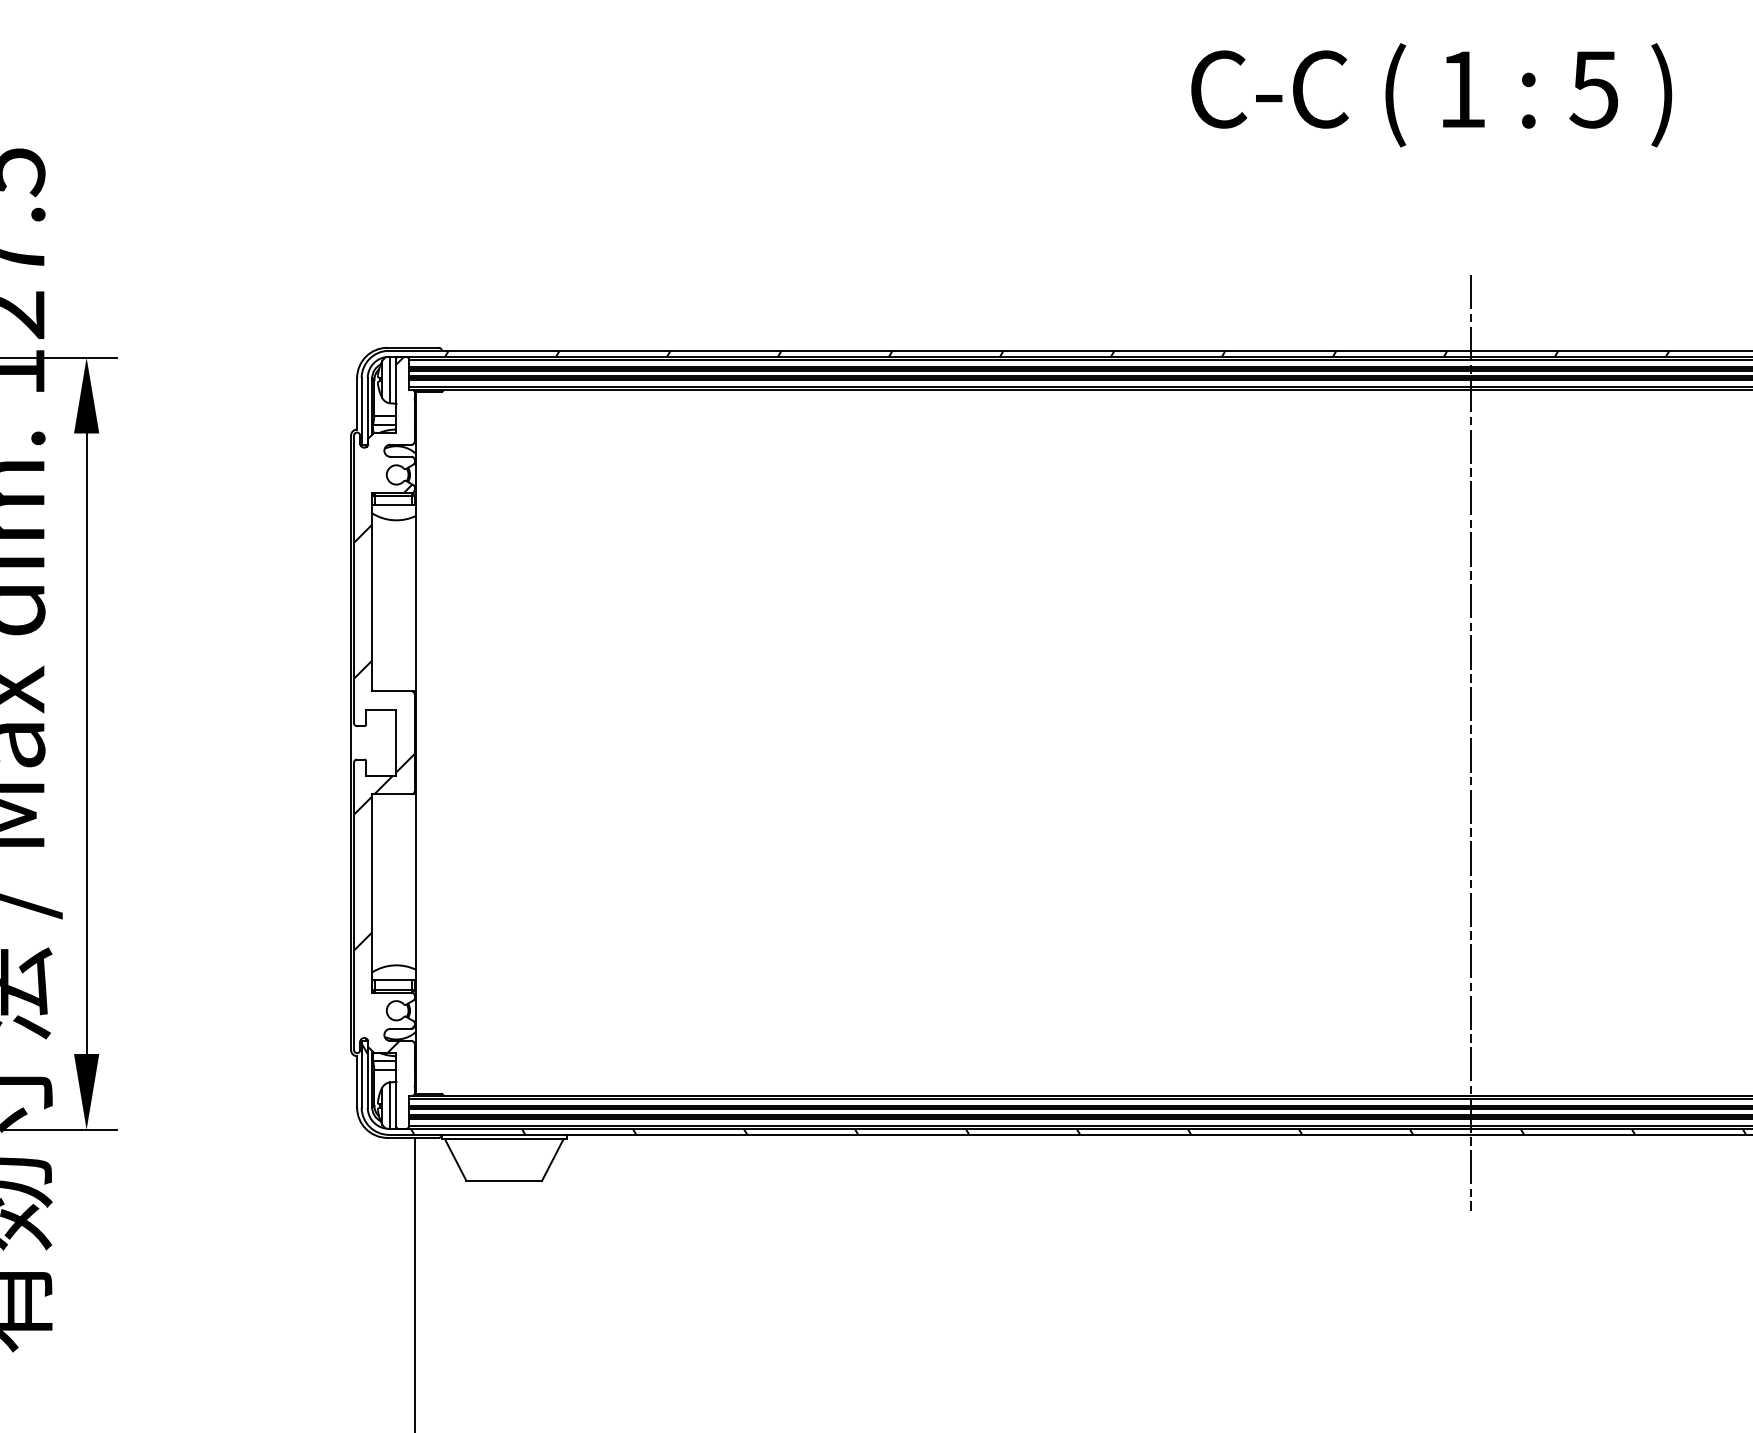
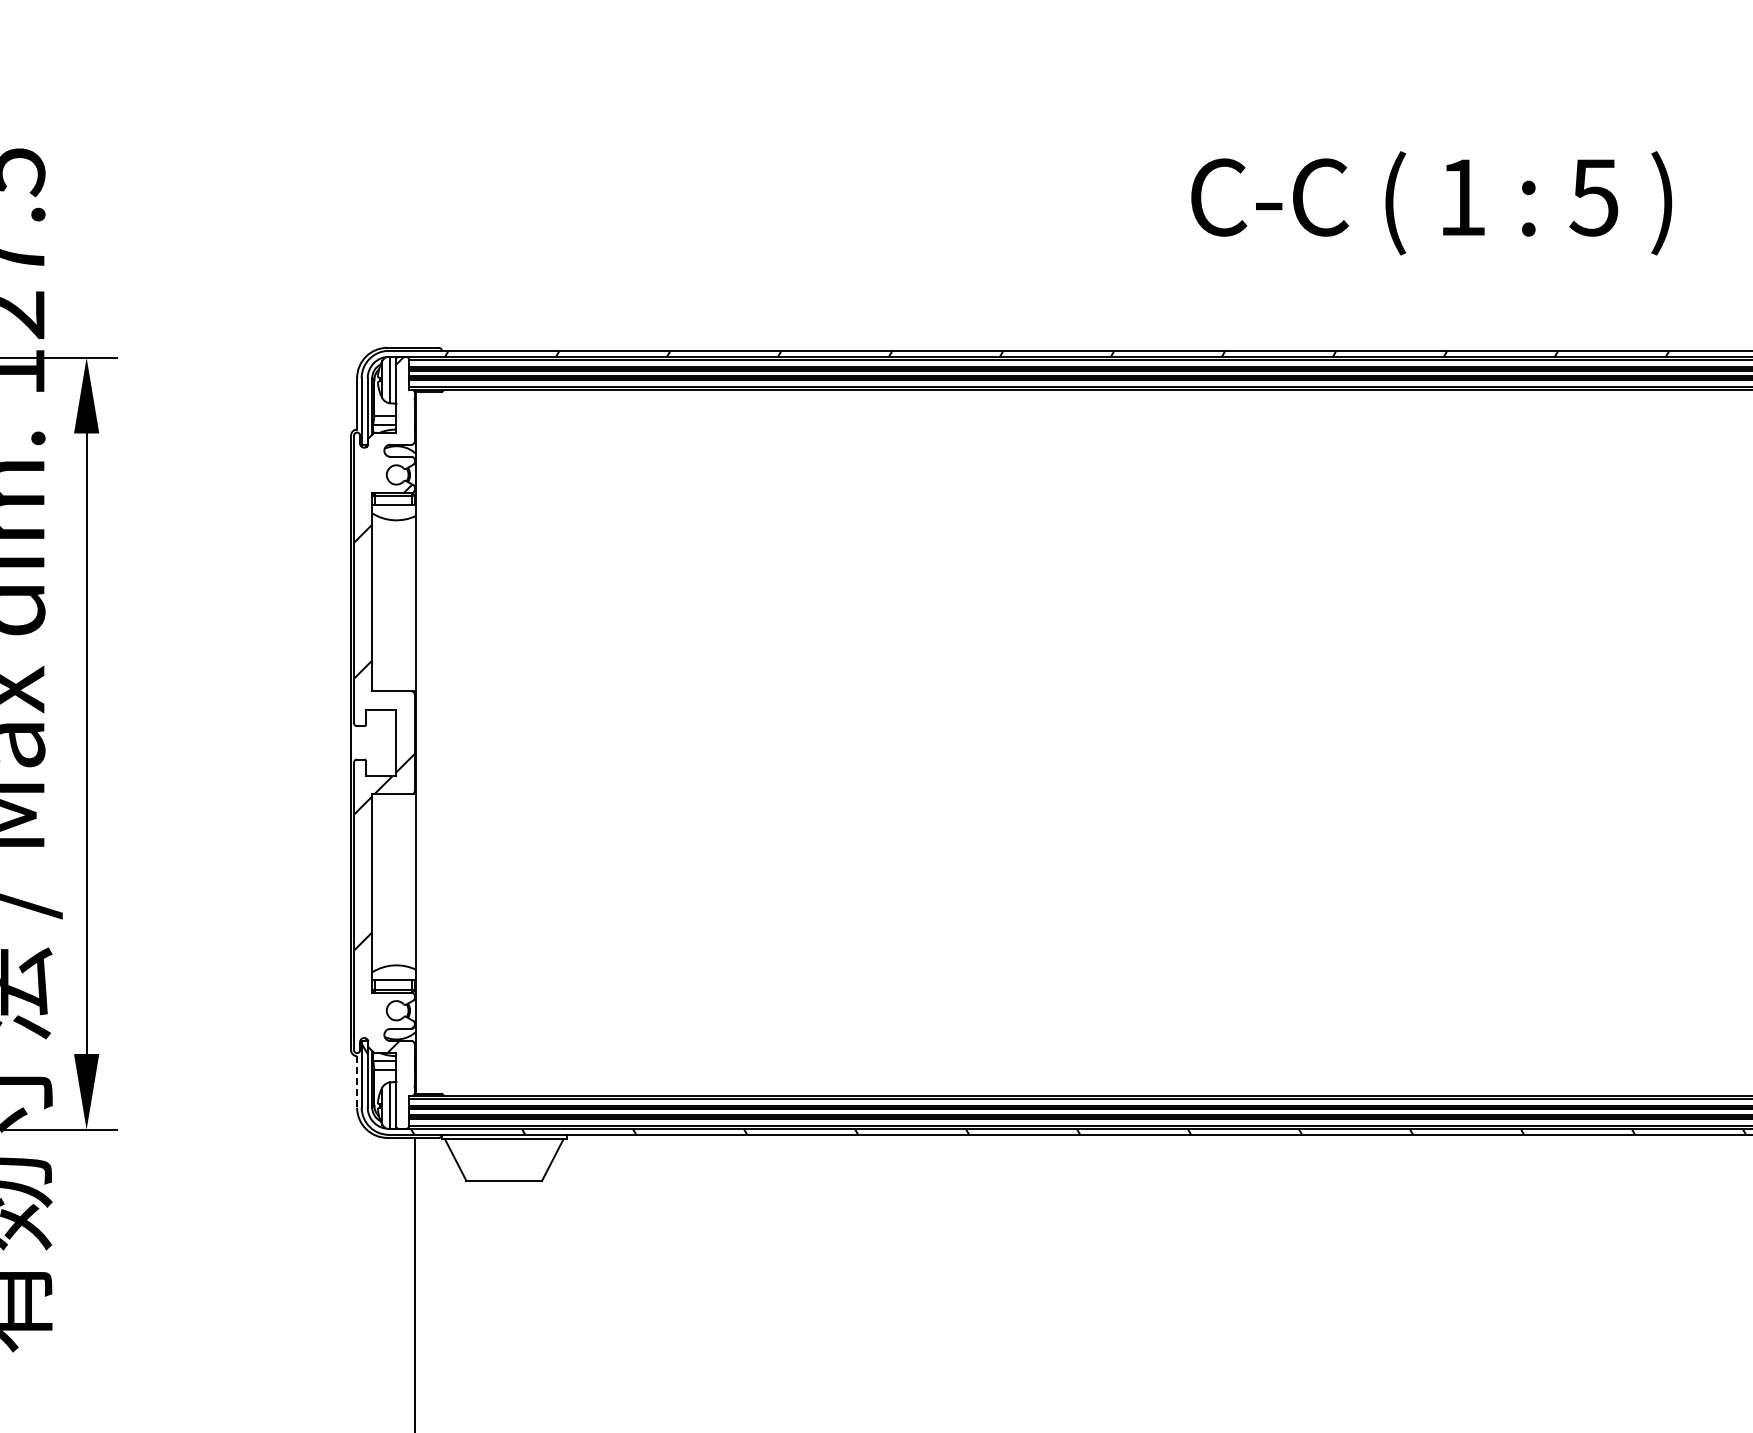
text position: (1431, 95) -> (1431, 203) (1431, 203)
line: present -> none (1471, 742)
line: solid -> dashed (357, 1081)
